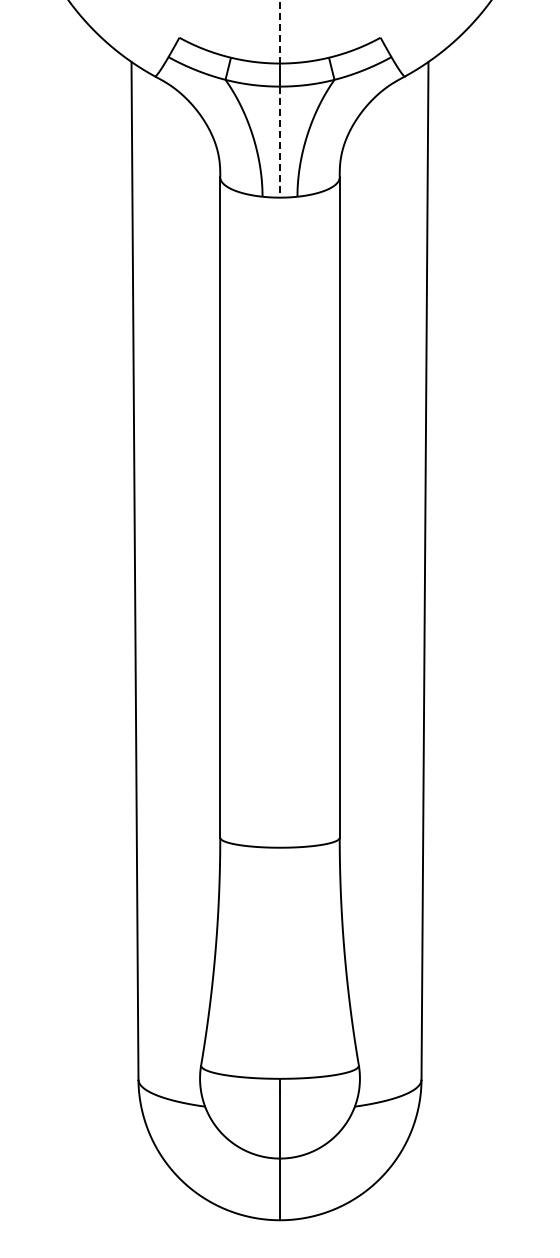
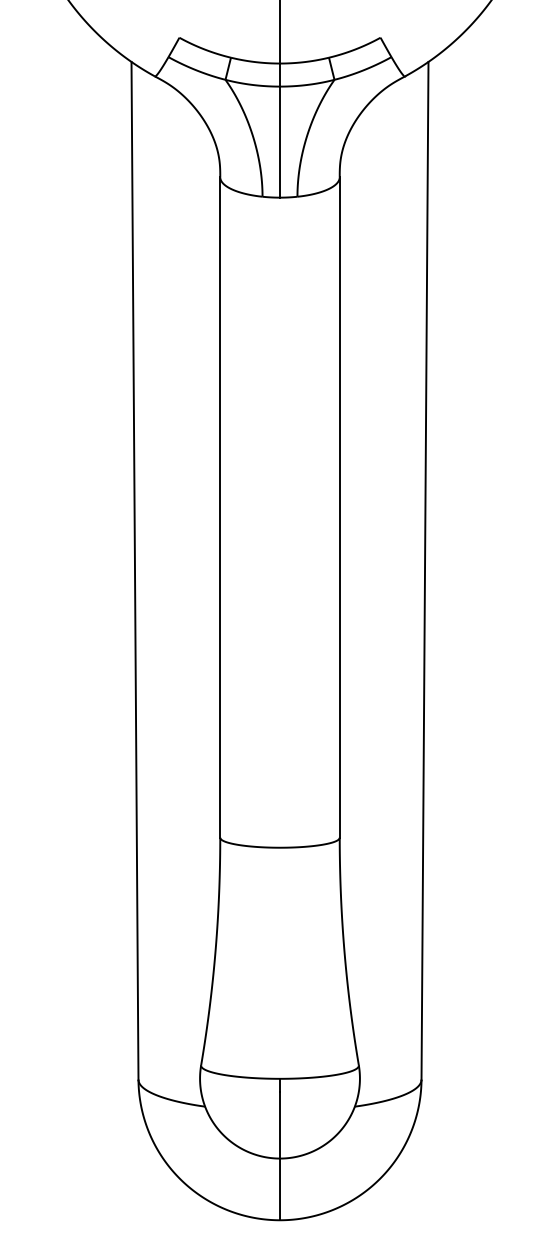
line: dashed -> solid (280, 31)
line: dashed -> solid (280, 142)
